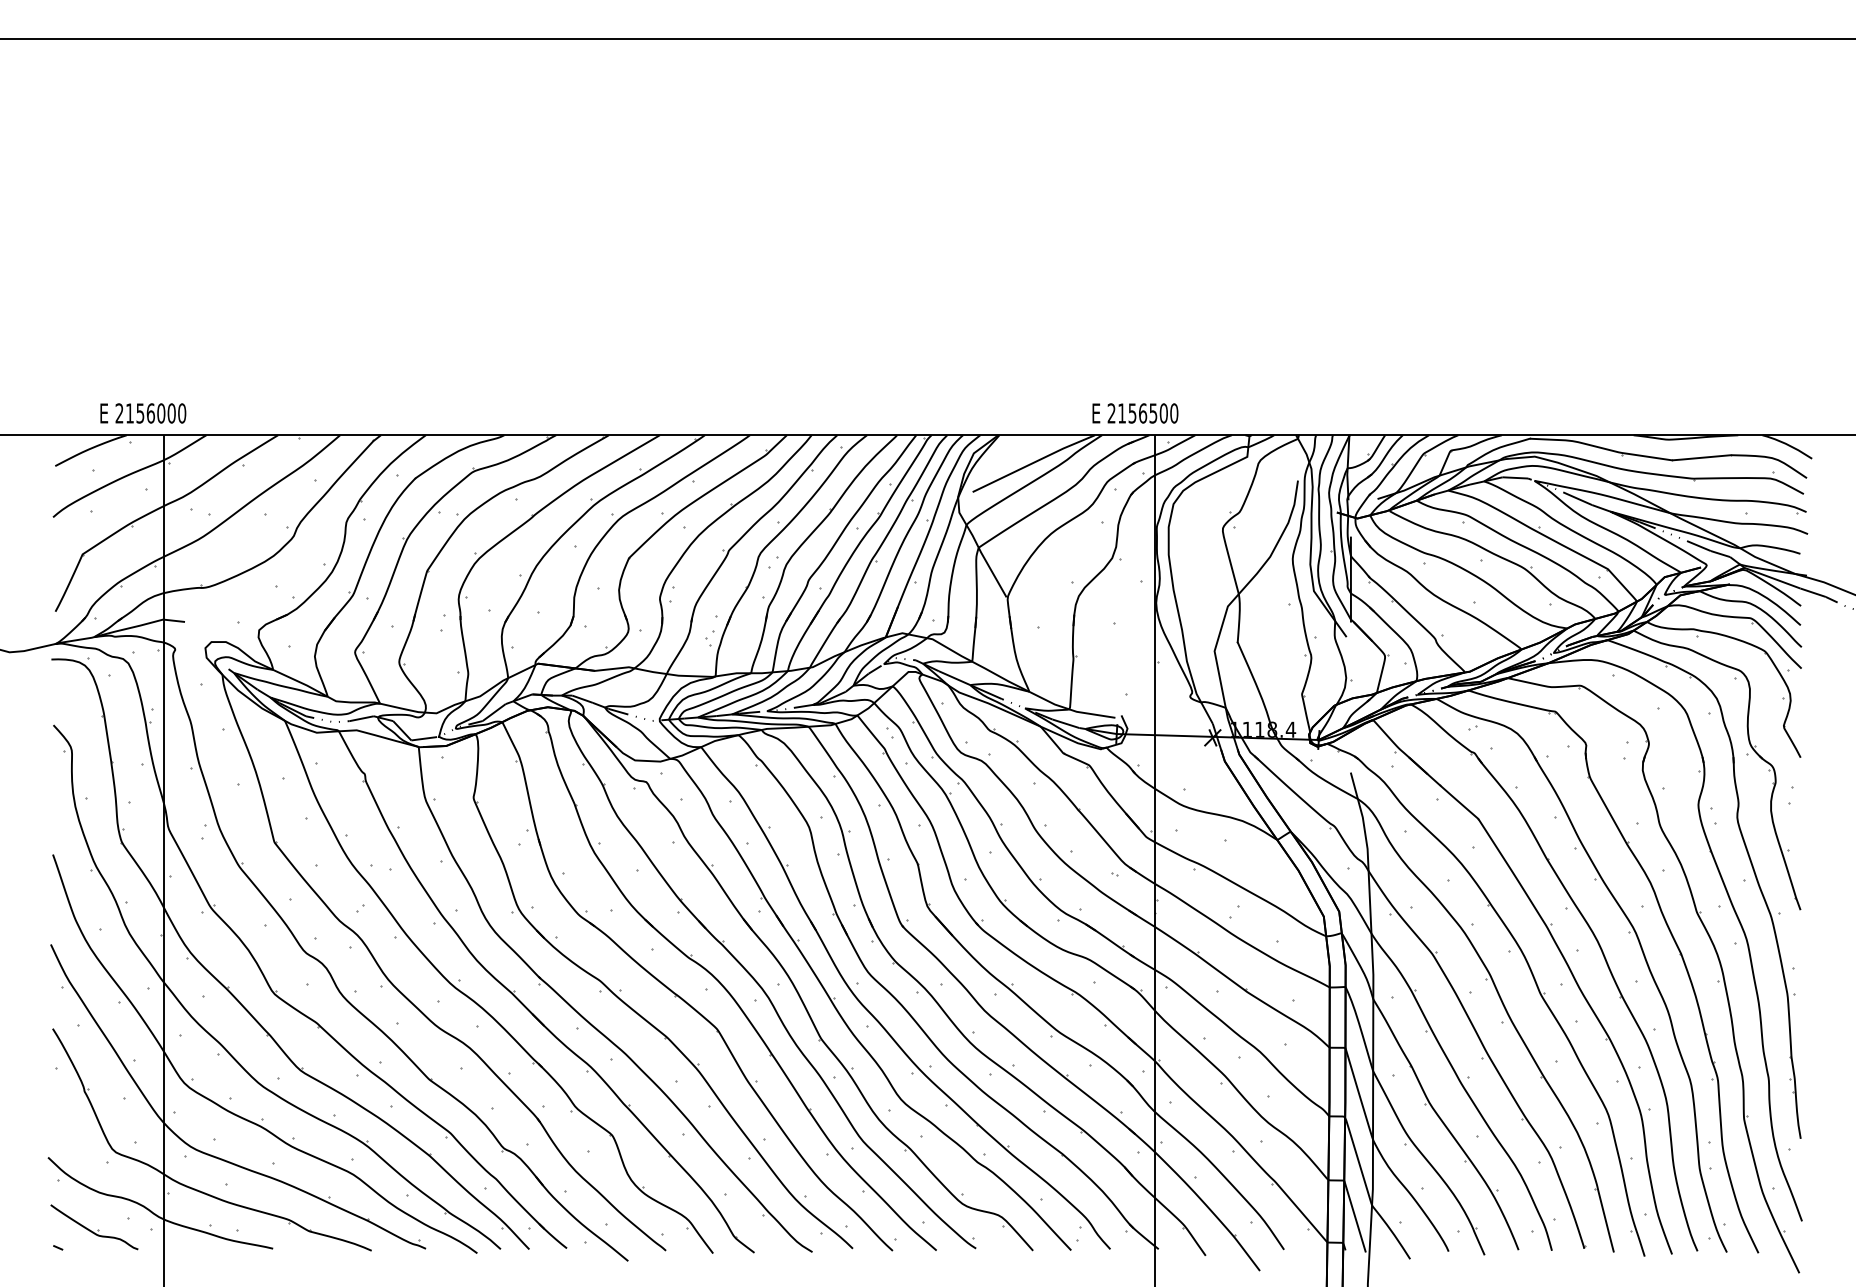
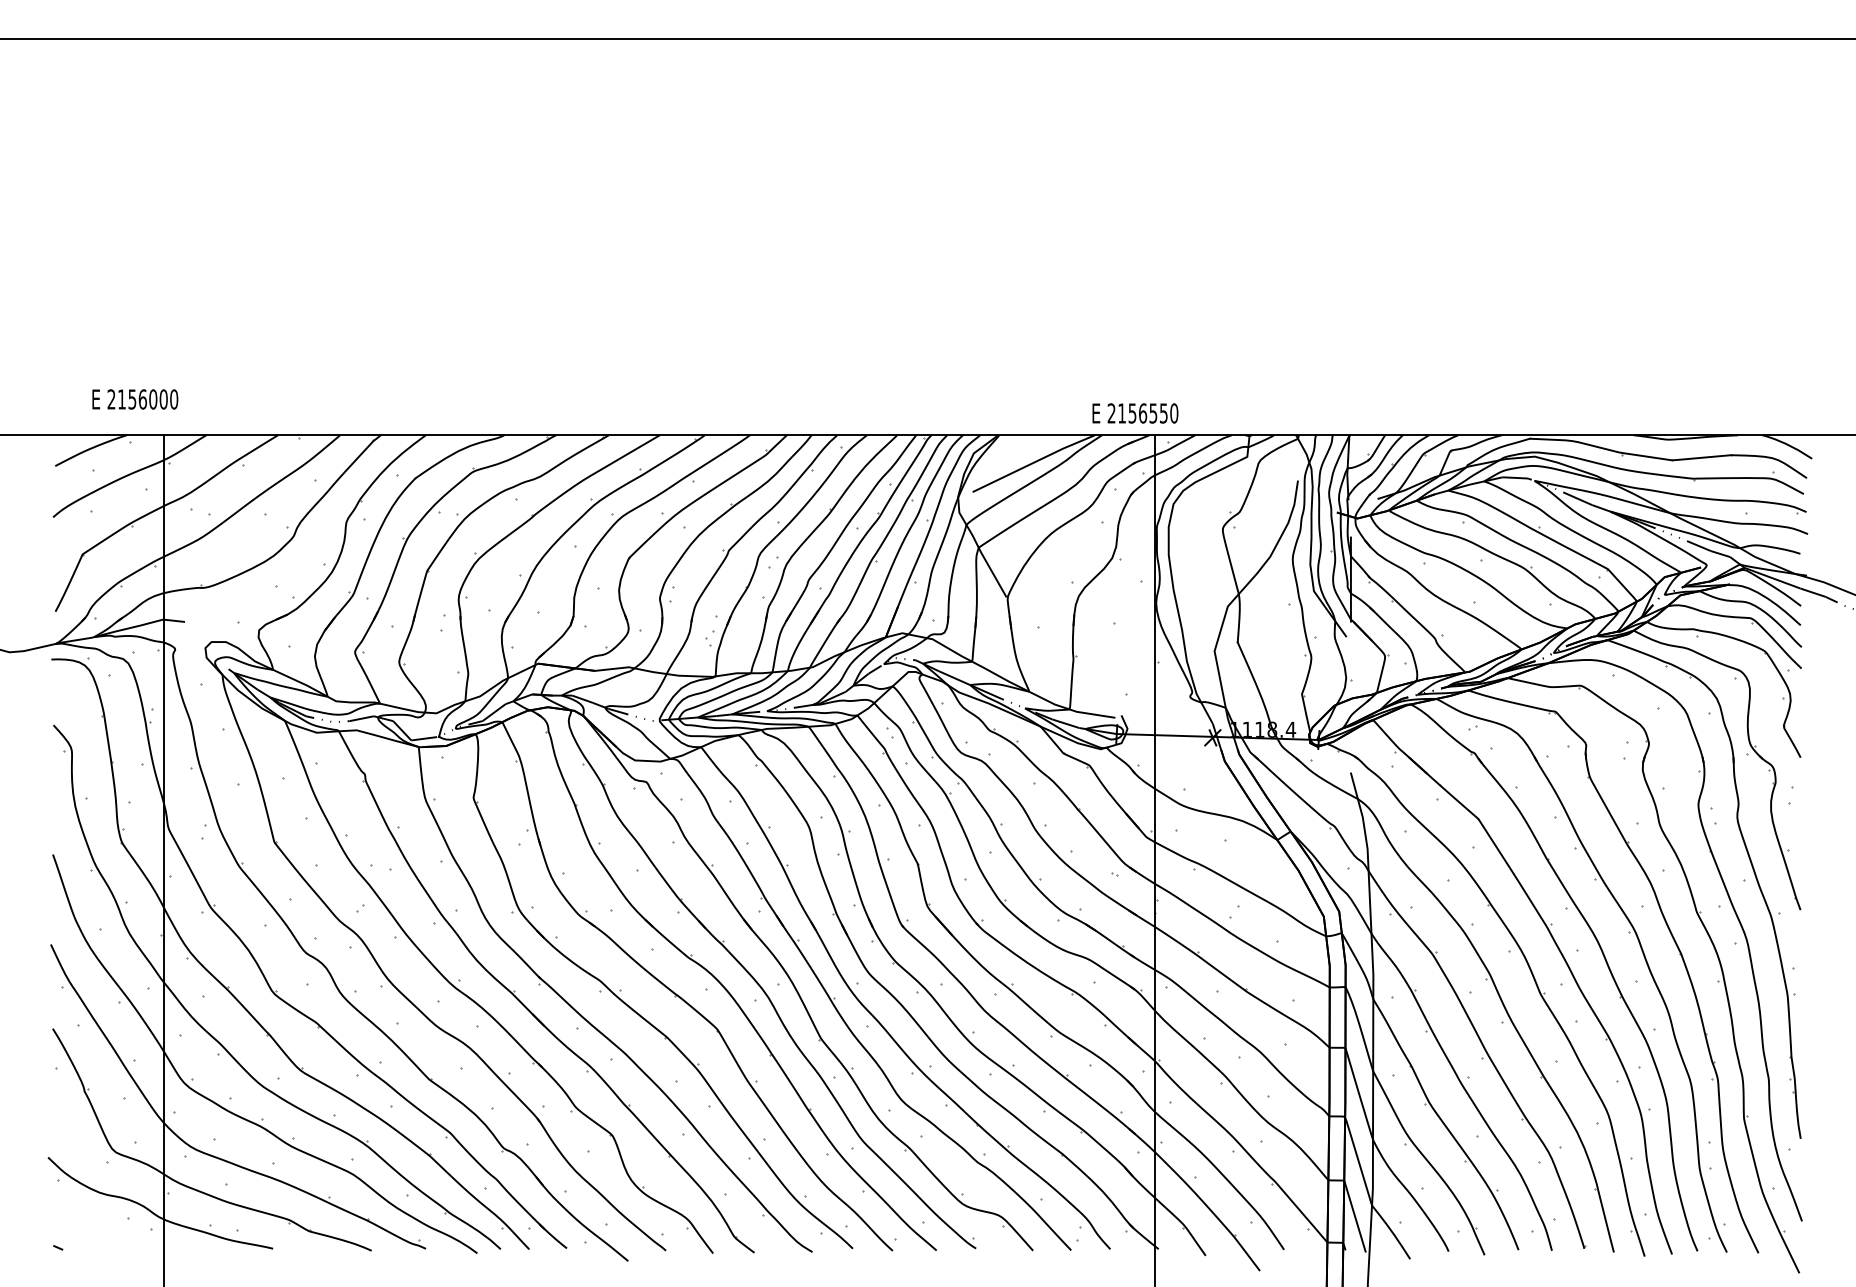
text position: (143, 413) -> (135, 399) (135, 399)
text: 2156500 -> 2156550 (1163, 413)
part: present -> none (94, 1227)
